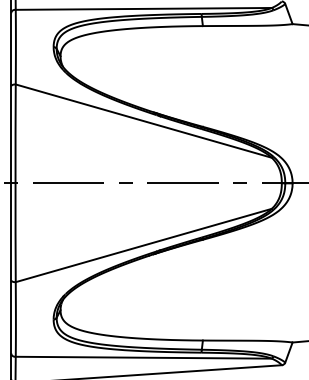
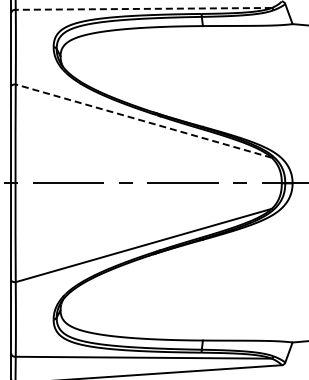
line: solid -> dashed (143, 8)
line: solid -> dashed (143, 120)
